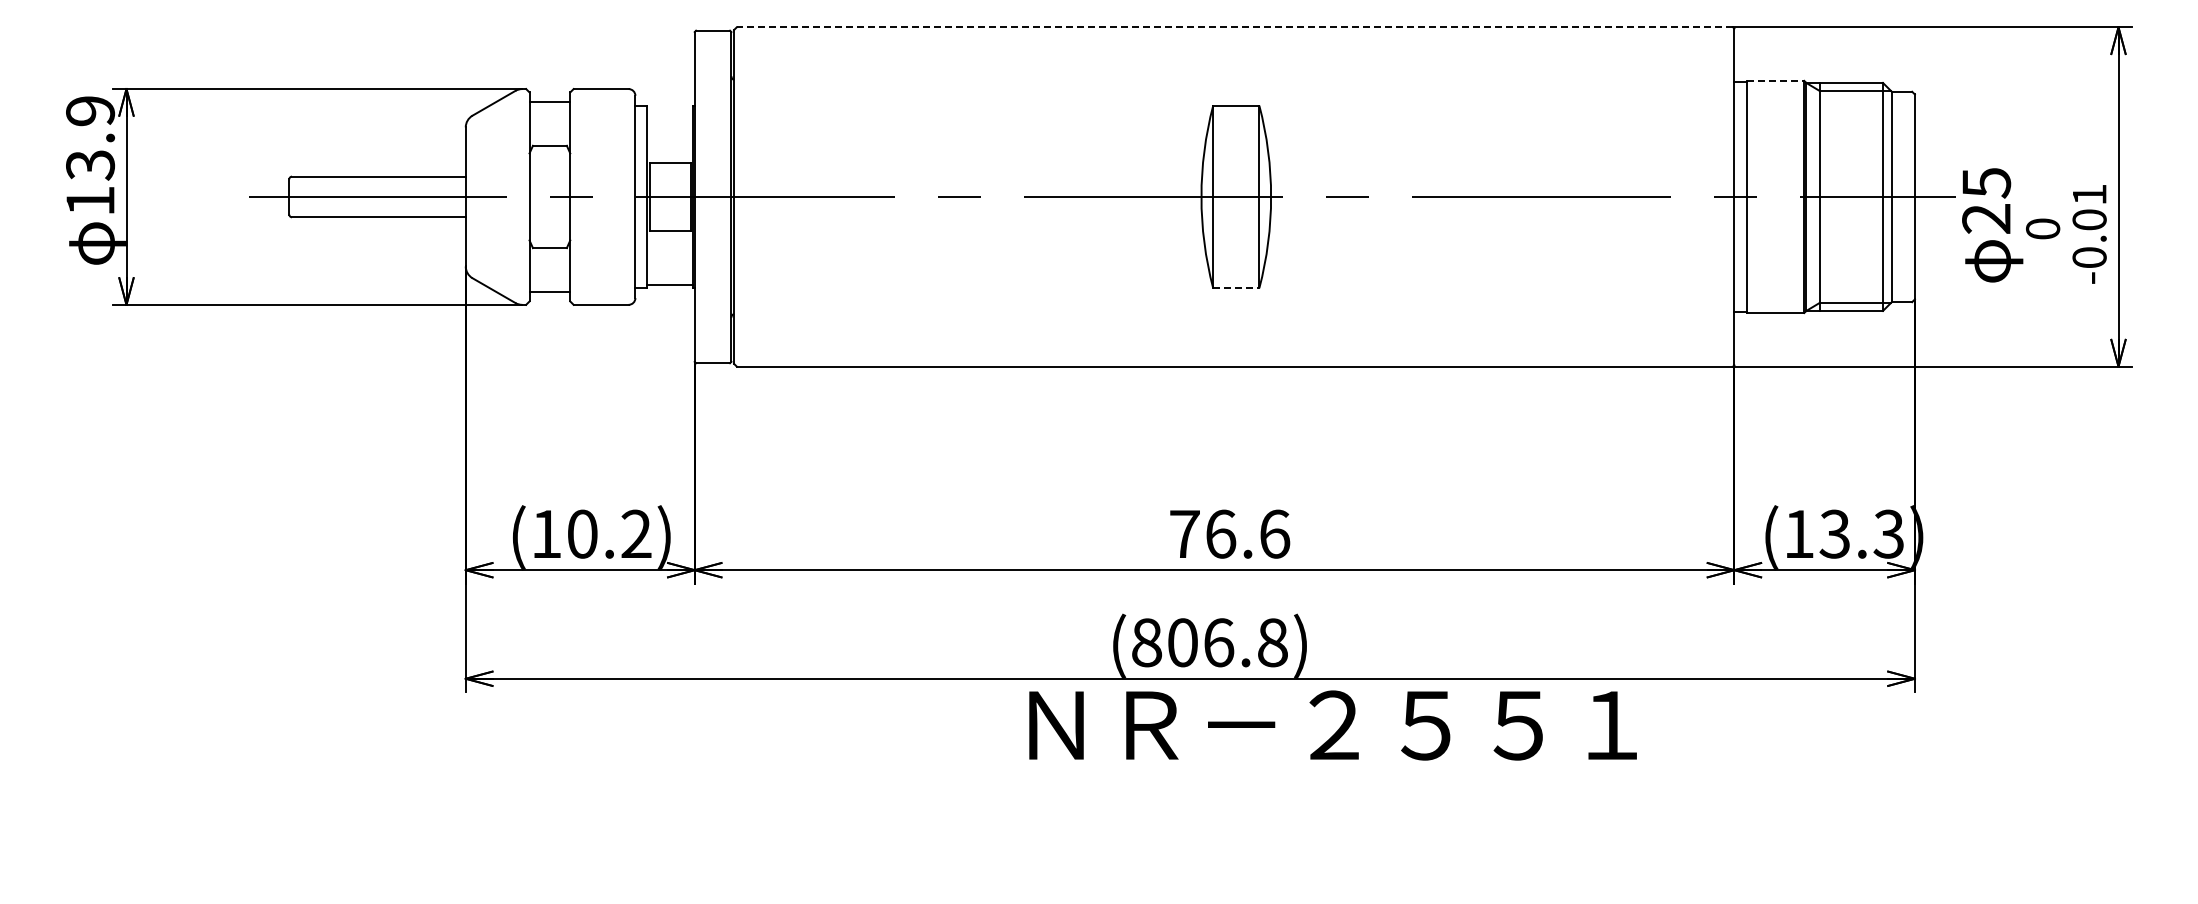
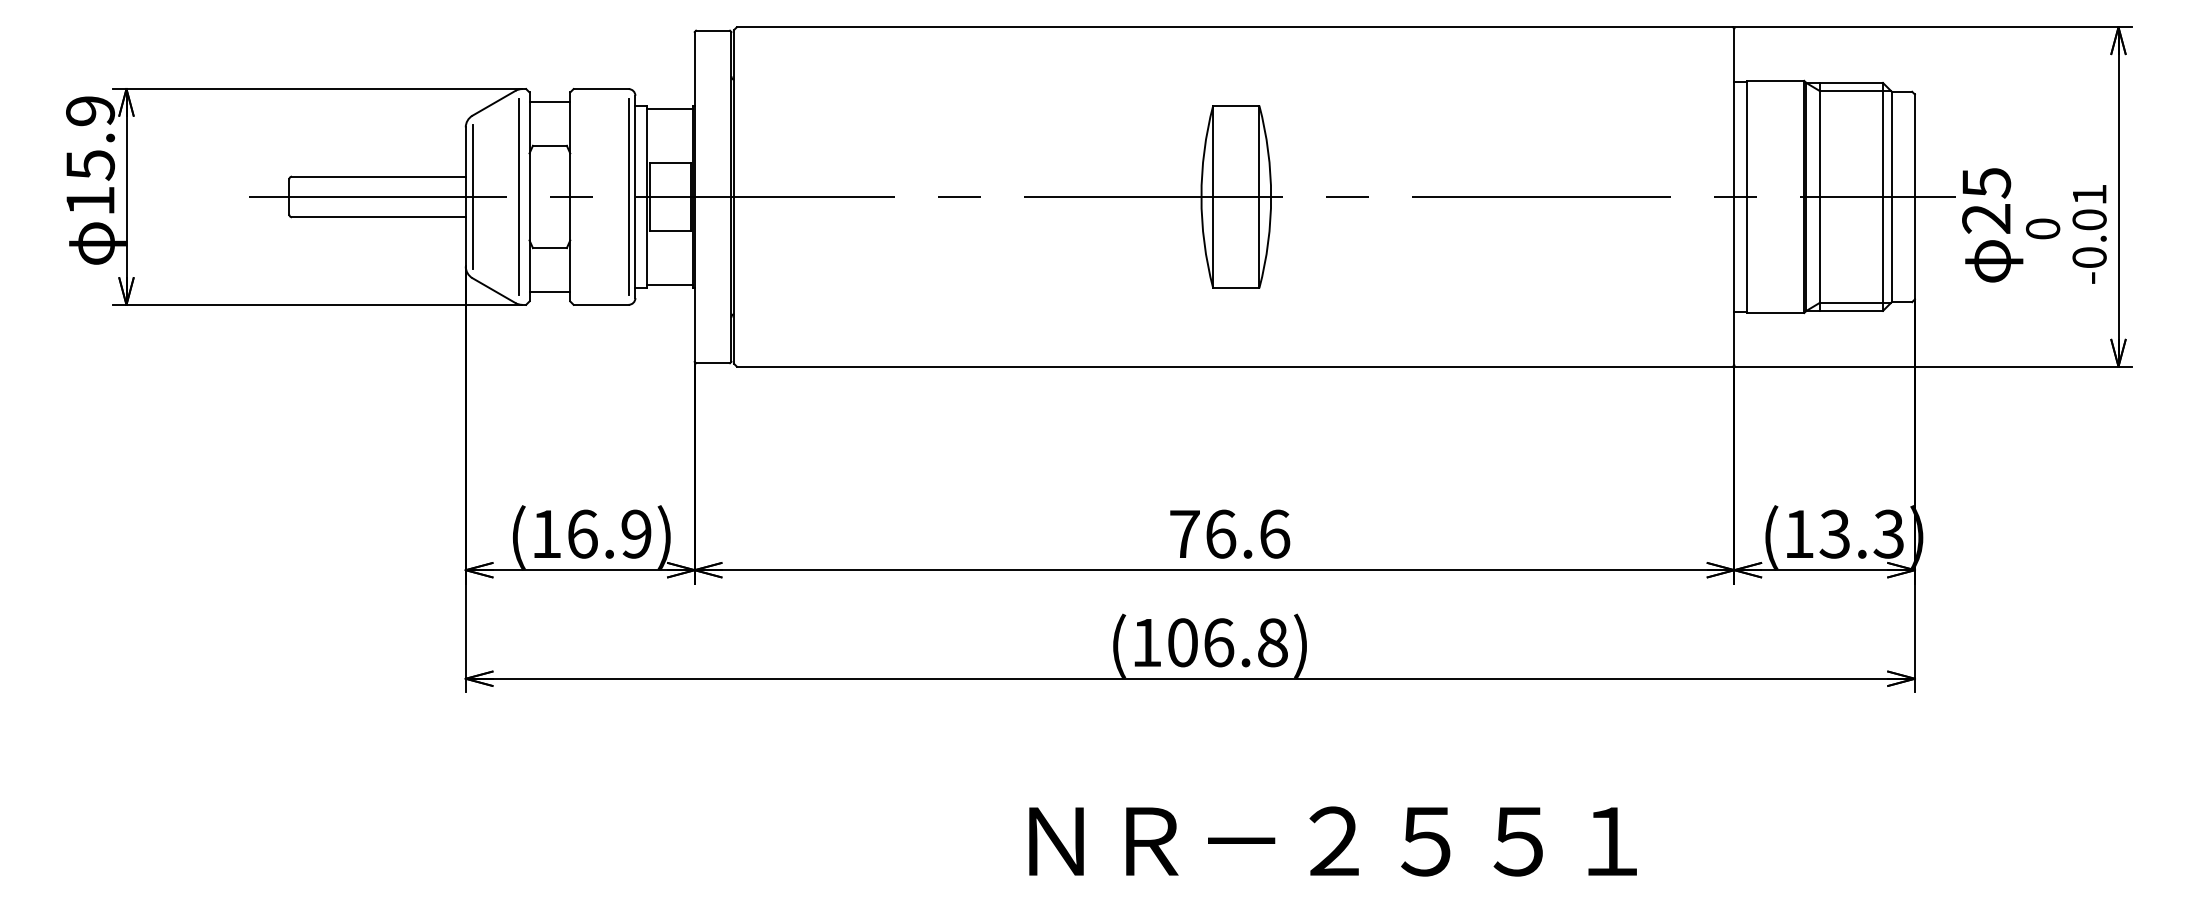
line: dashed -> solid (1234, 27)
line: dashed -> solid (1775, 80)
line: none -> present (670, 108)
text: 13.9 -> 15.9 (90, 165)
line: none -> present (472, 196)
line: none -> present (518, 196)
line: none -> present (628, 196)
line: dashed -> solid (1236, 288)
text: (10.2) -> (16.9) (609, 533)
text: (806.8) -> (106.8) (1147, 642)
text position: (1332, 725) -> (1332, 841) (1332, 841)
